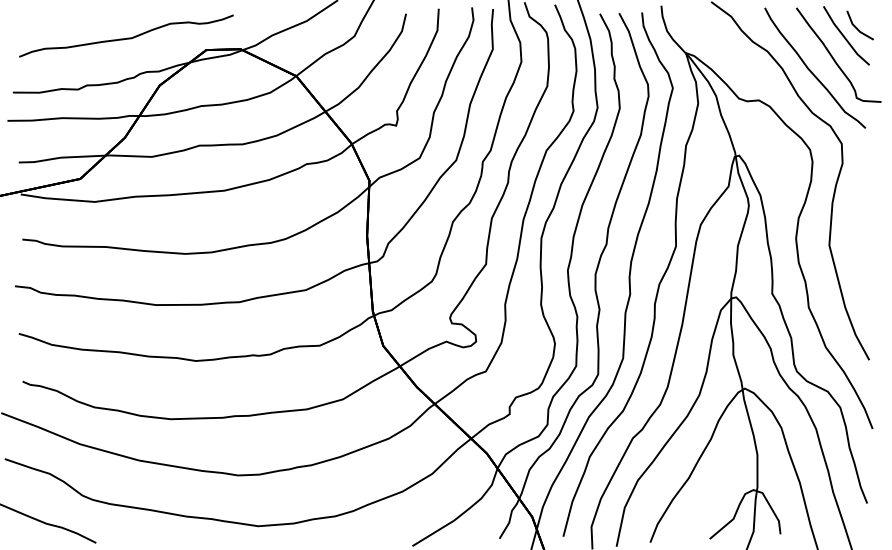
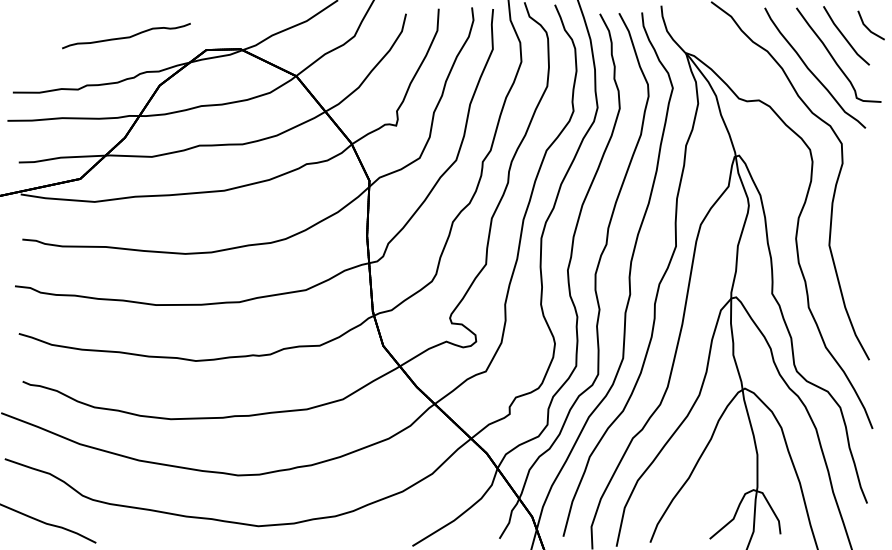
line position: (857, 27) -> (868, 27) (868, 27)
part size: 215x44 px -> 129x28 px (126, 35)
